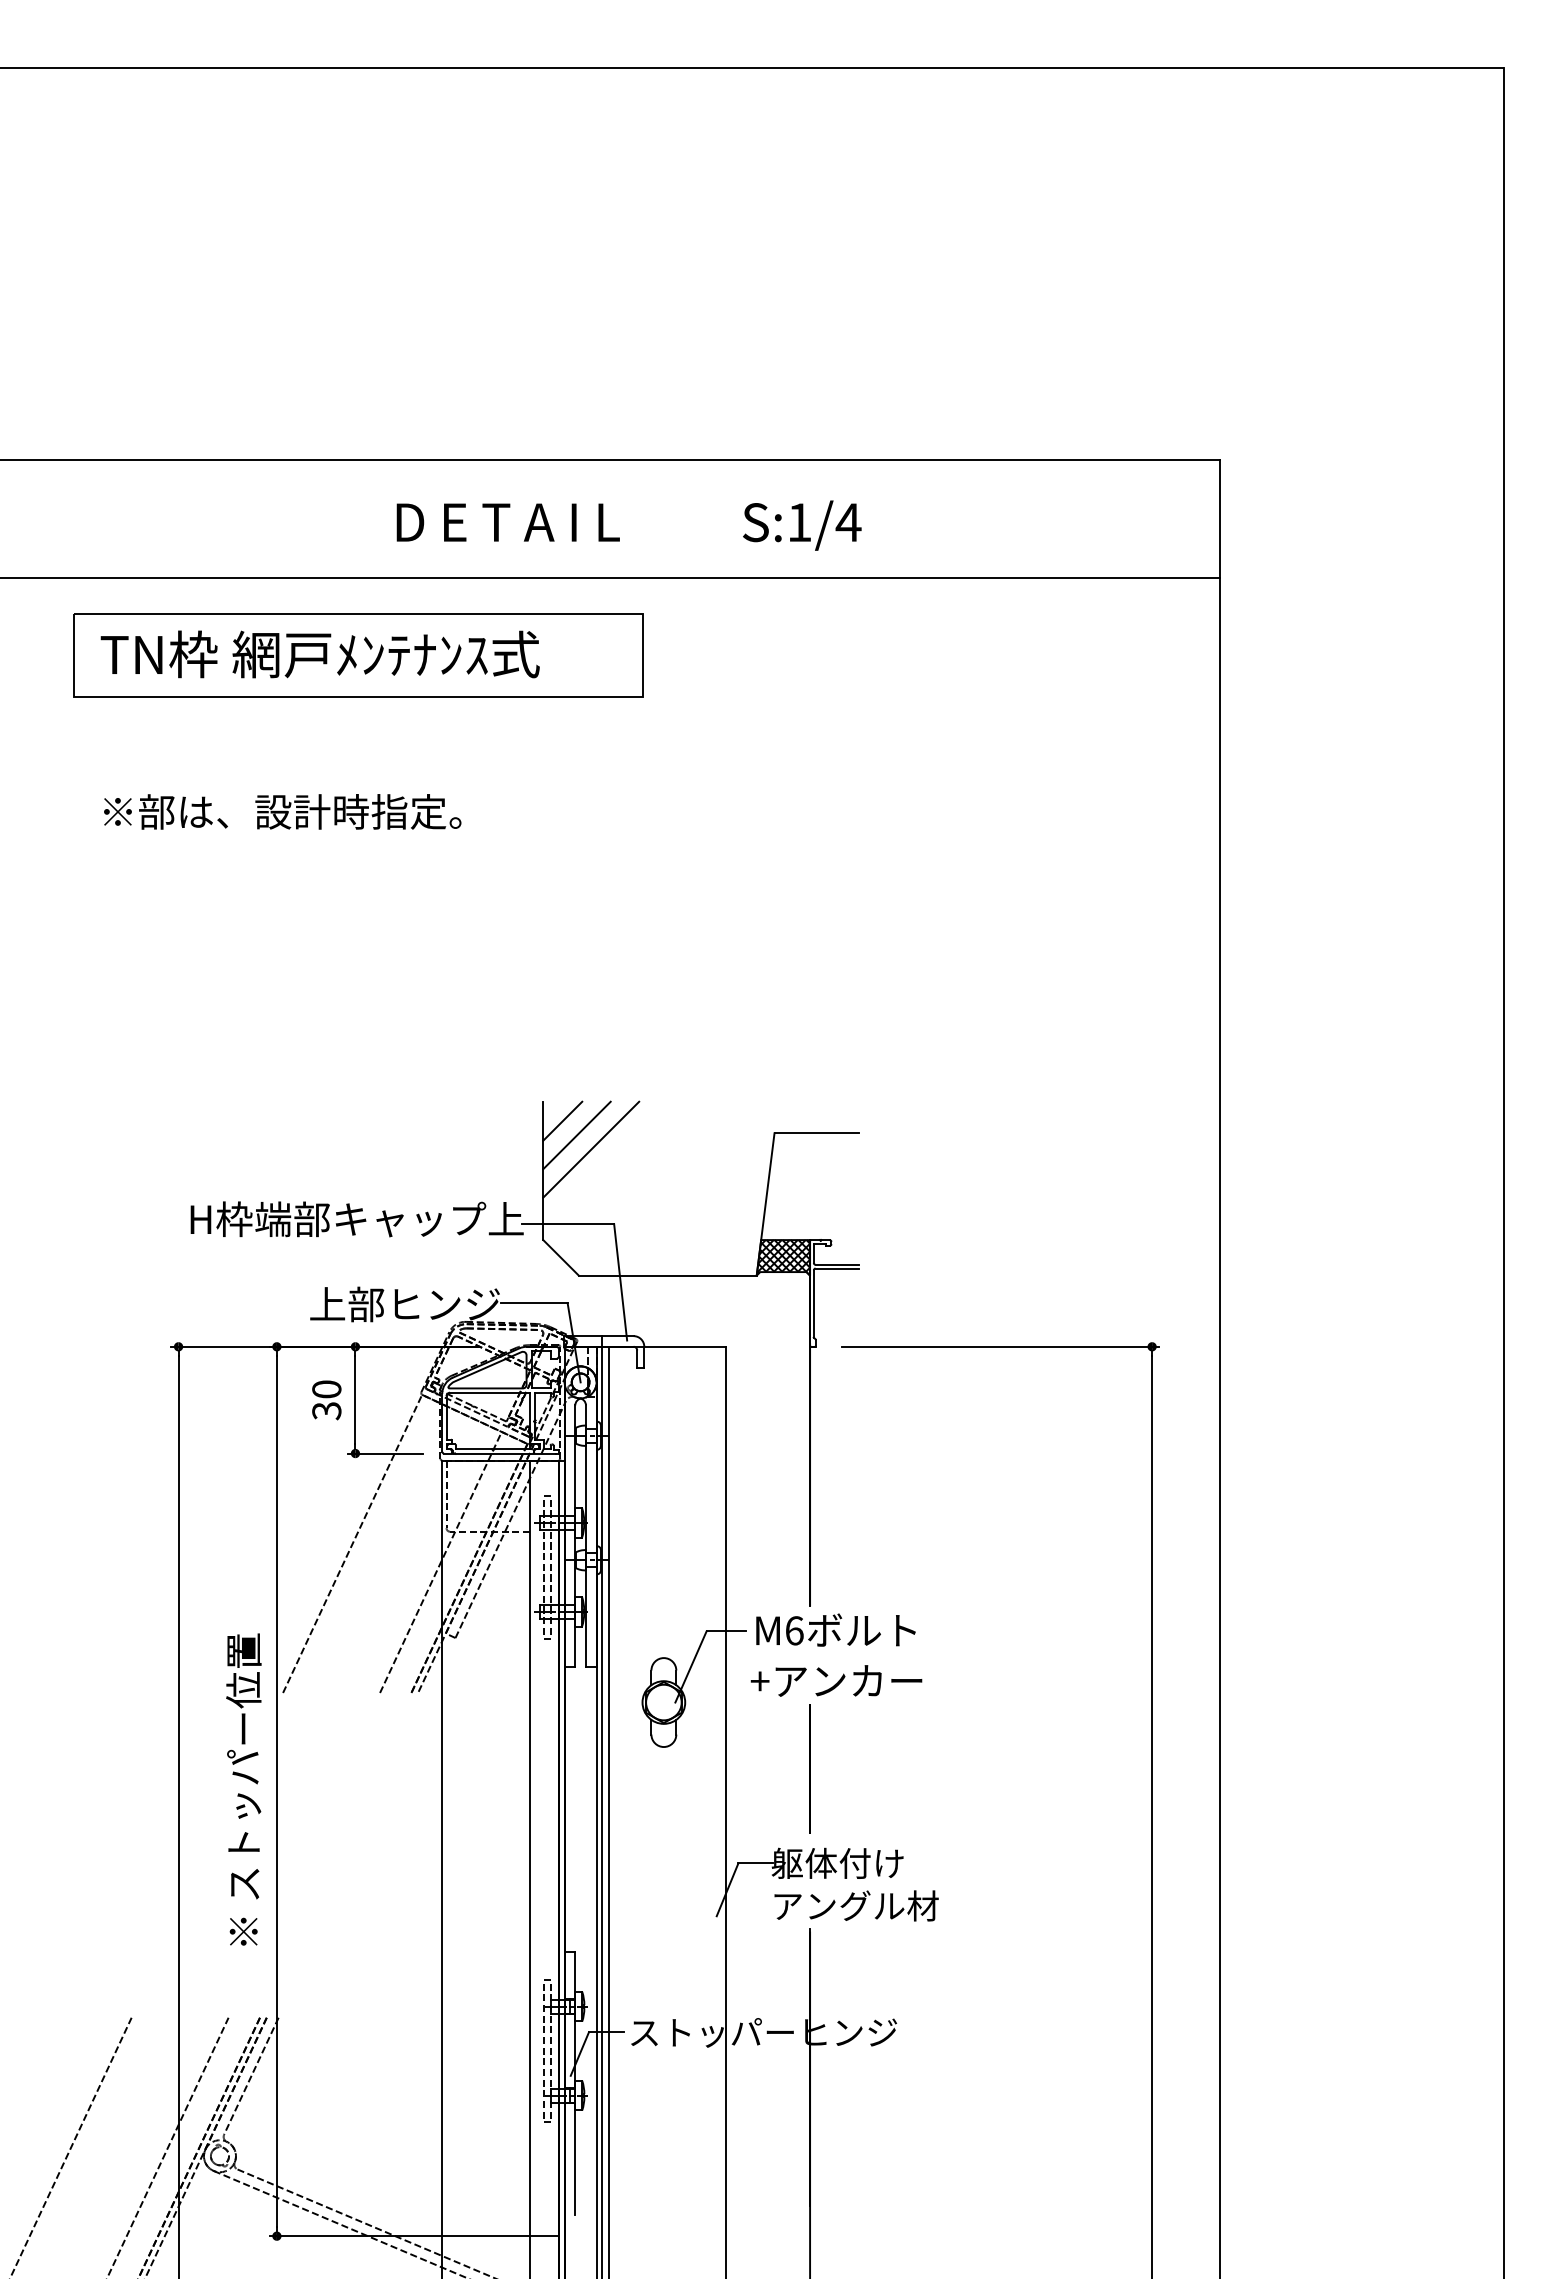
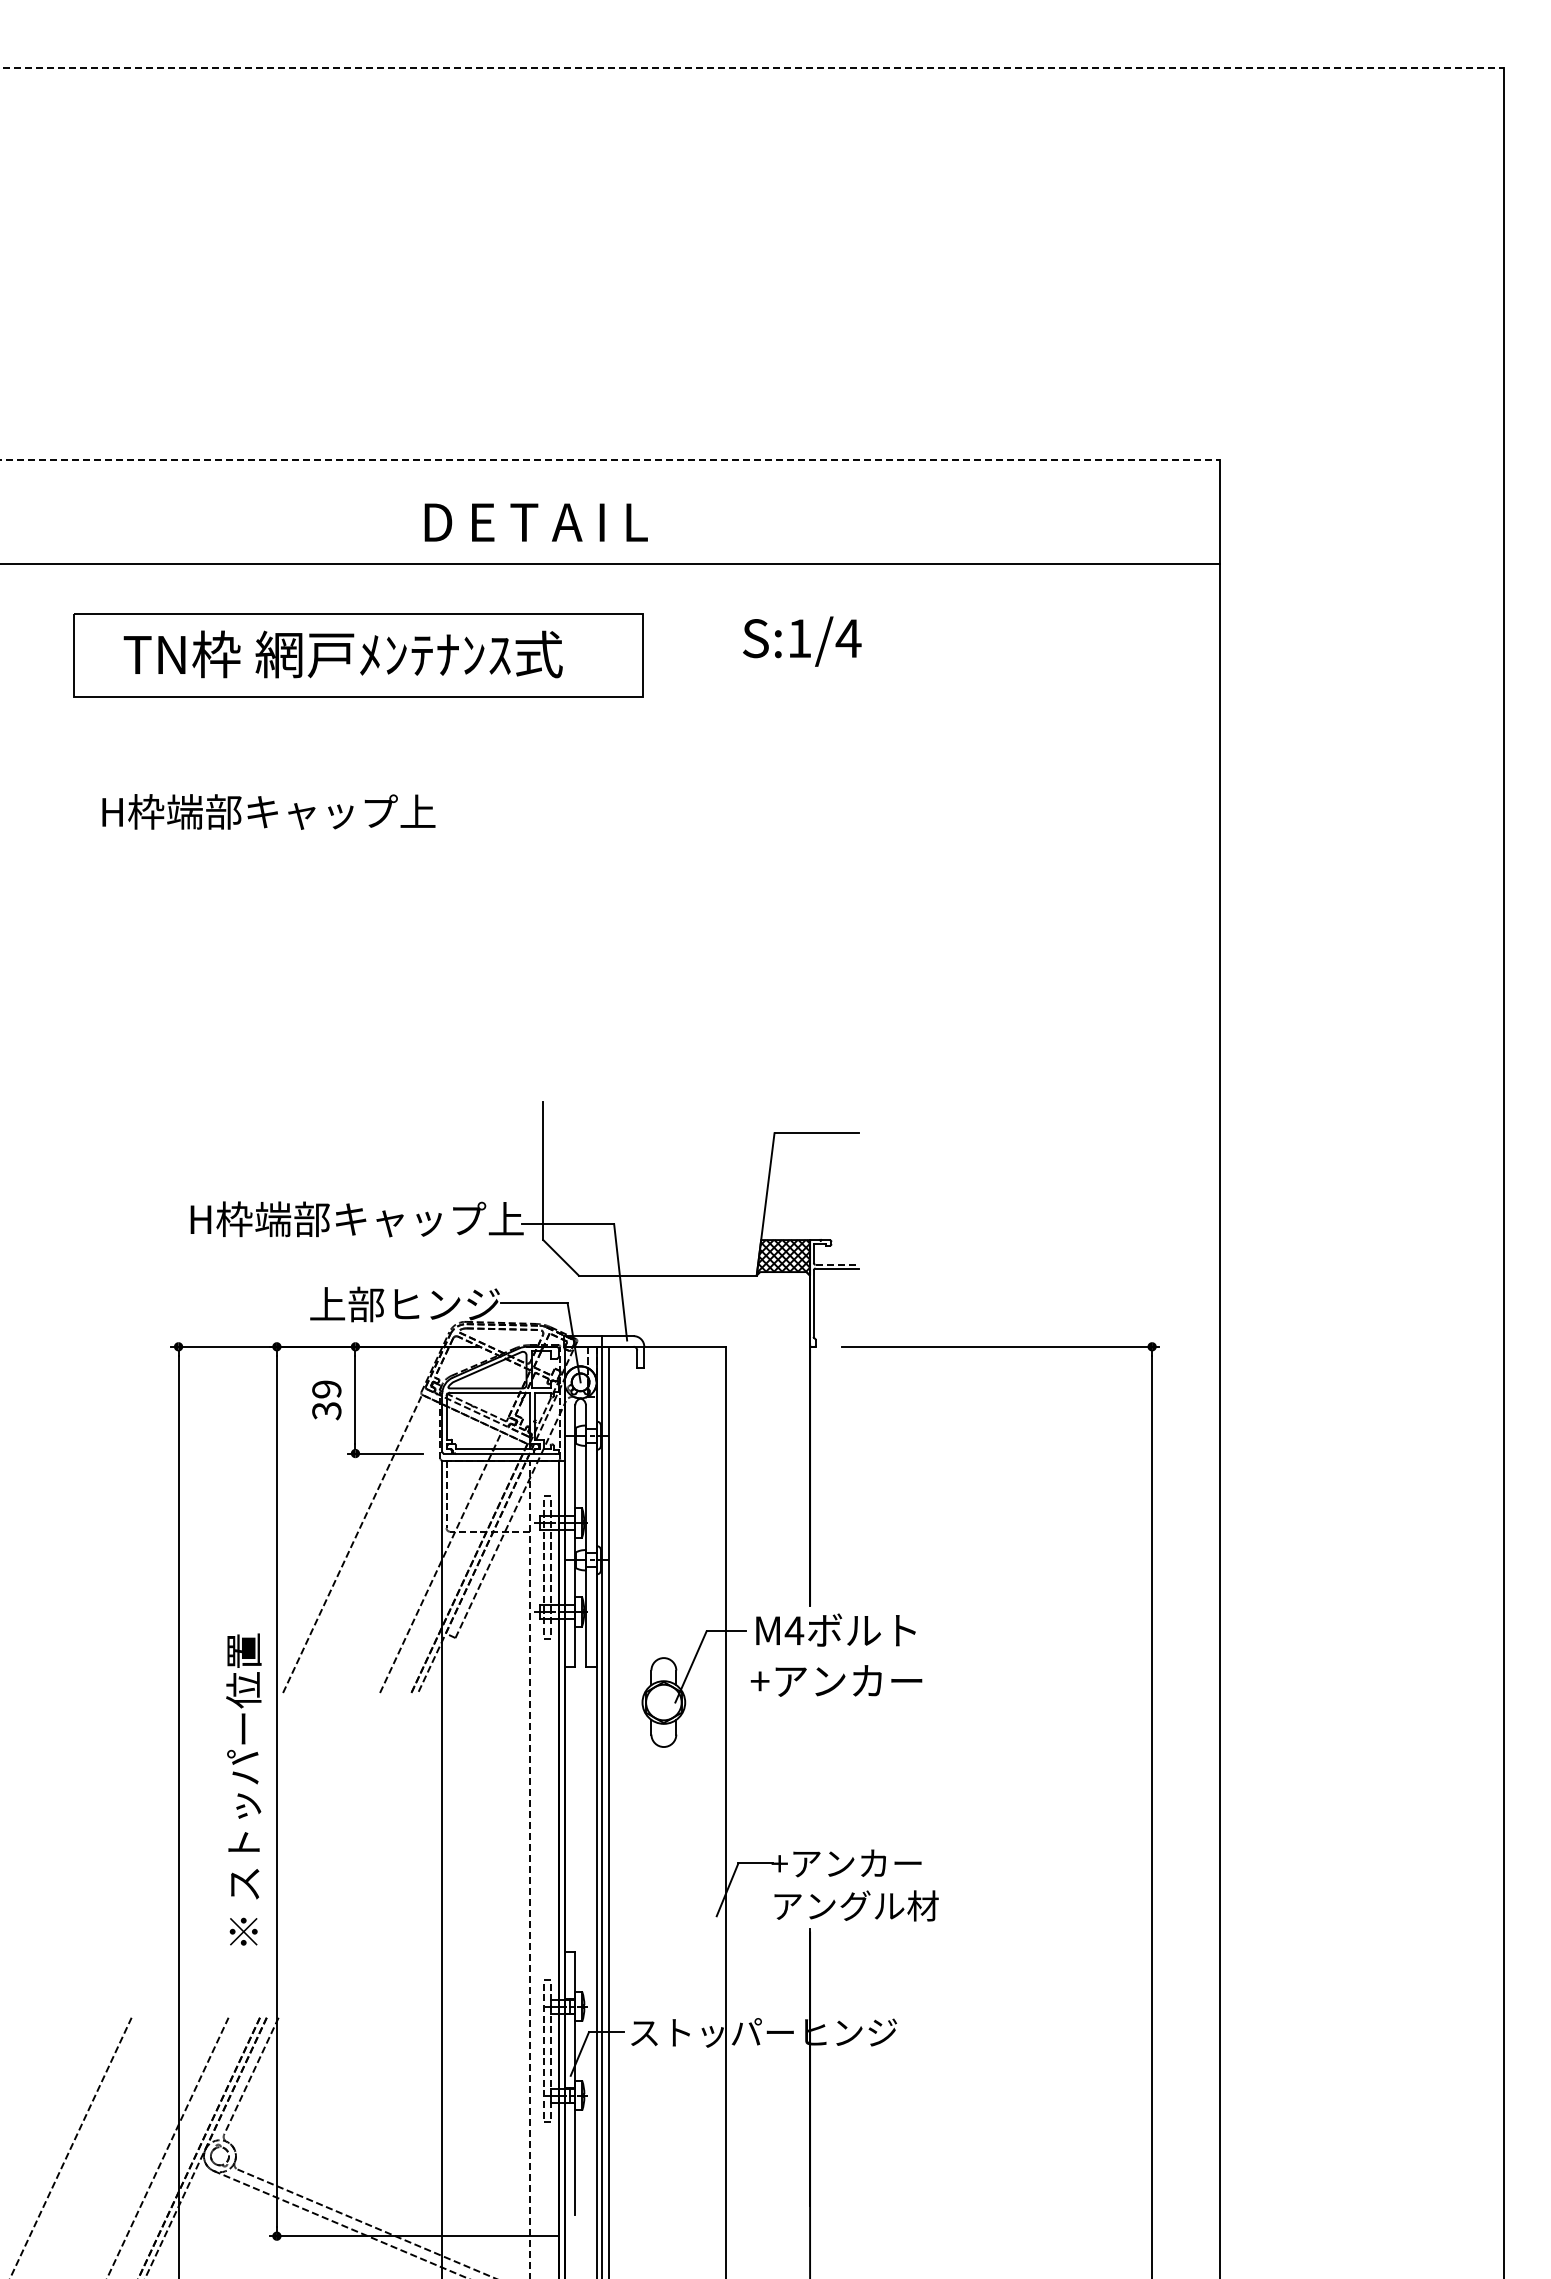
line: solid -> dashed (752, 68)
line: solid -> dashed (610, 459)
text position: (507, 522) -> (535, 522) (535, 522)
text position: (802, 525) -> (802, 641) (802, 641)
line position: (610, 578) -> (610, 564) (610, 564)
text position: (319, 654) -> (342, 654) (342, 654)
text: ※部は、設計時指定。 -> H枠端部キャップ上 (281, 811)
line: present -> none (562, 1120)
line: present -> none (576, 1135)
line: present -> none (591, 1149)
line: solid -> dashed (837, 1264)
text: 30 -> 39 (326, 1389)
text: M6 -> M4 (794, 1630)
line: present -> none (809, 1768)
text: 躯体付け -> +アンカー (846, 1862)
line: solid -> dashed (530, 1869)
